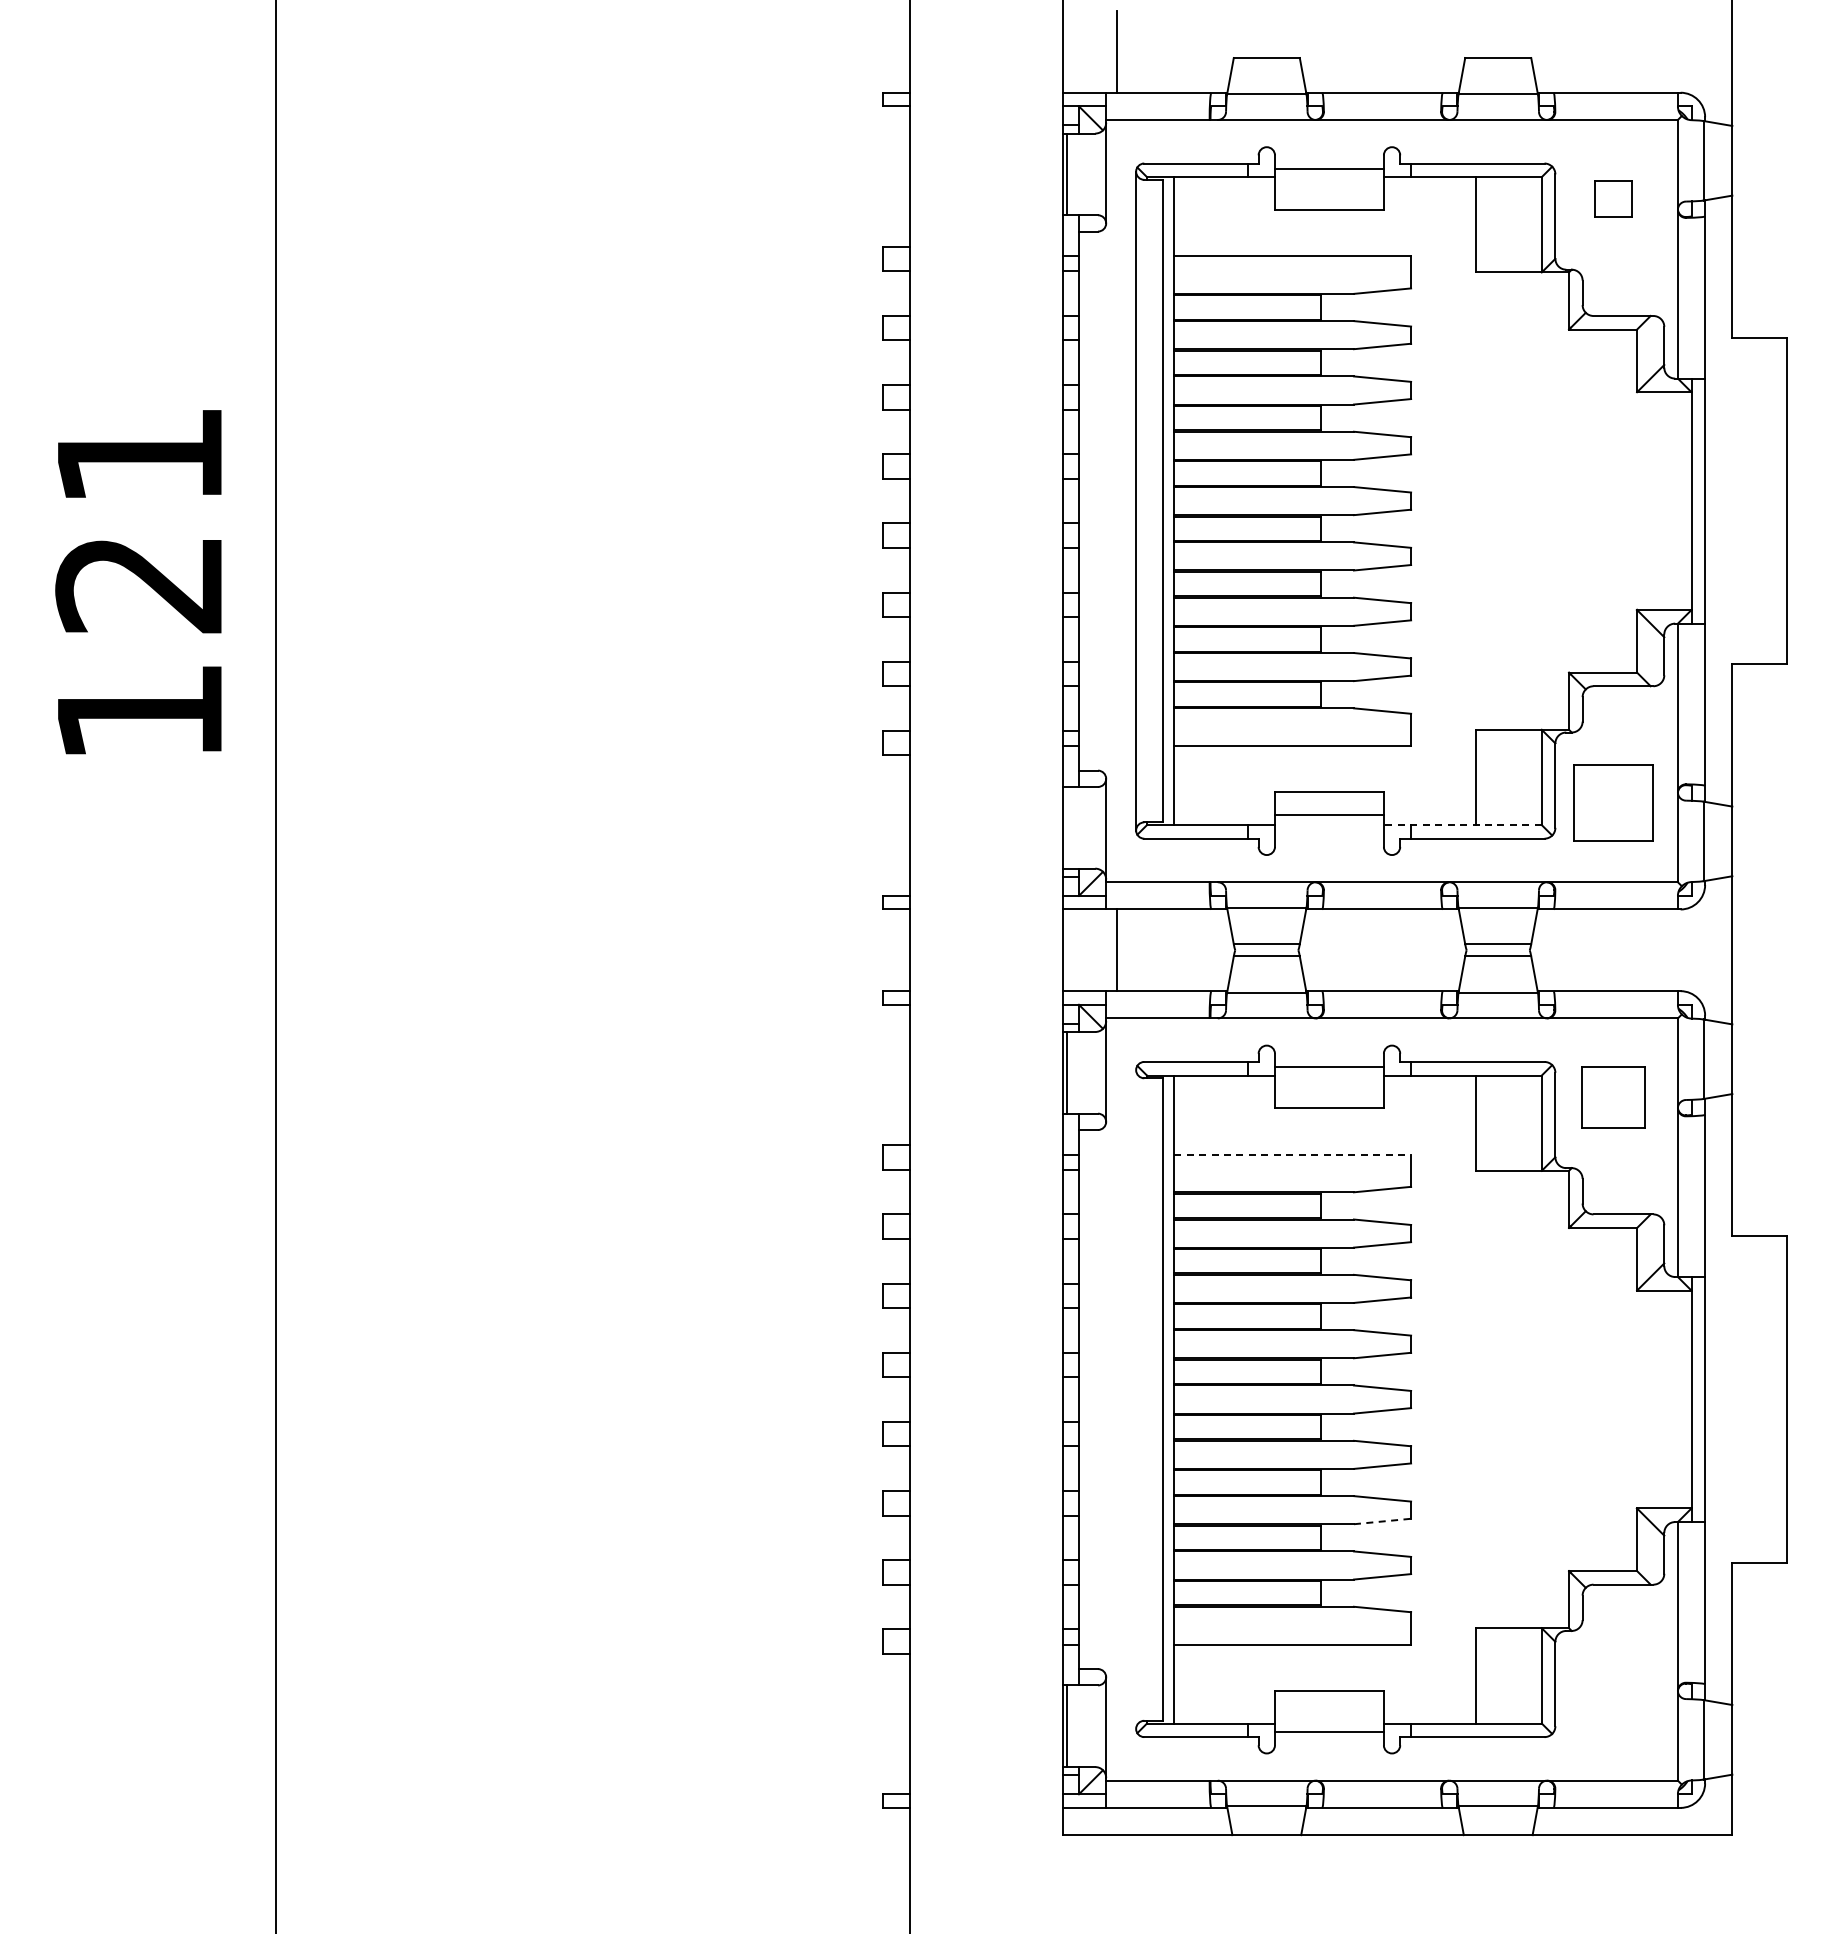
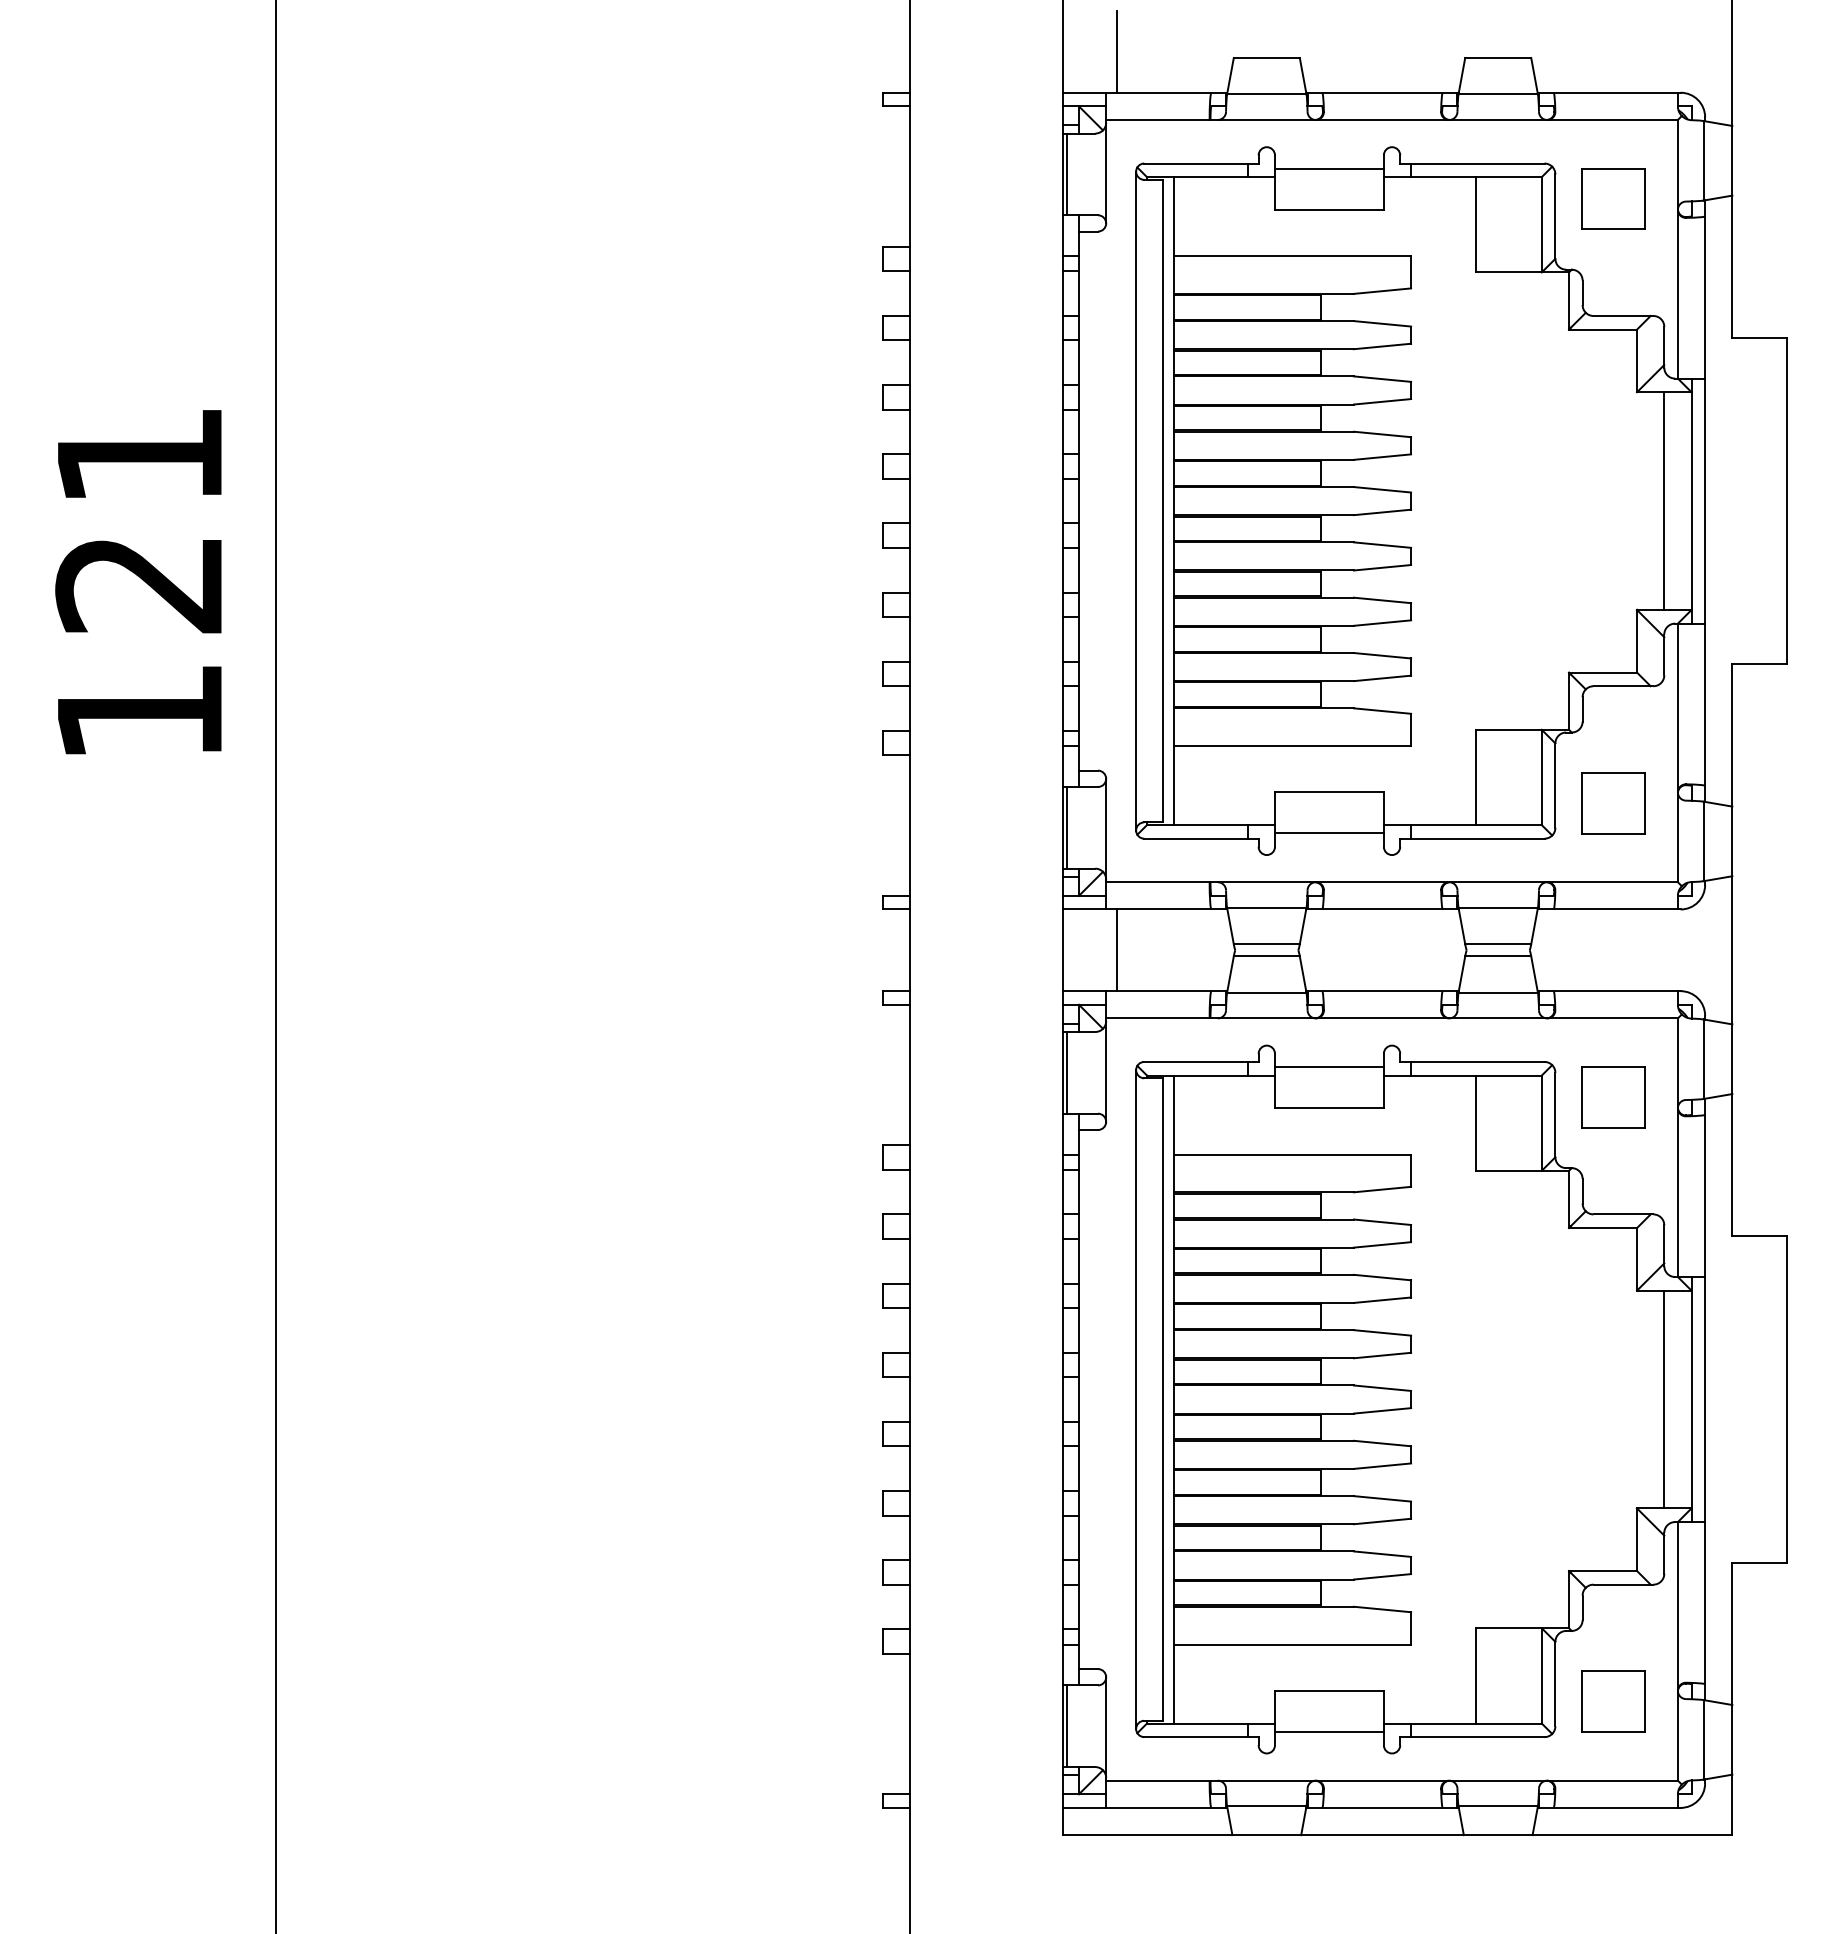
part size: 39x38 px -> 65x62 px (1613, 198)
line: none -> present (1664, 501)
part size: 81x78 px -> 65x63 px (1613, 803)
line position: (1328, 815) -> (1328, 833) (1328, 833)
line: dashed -> solid (1462, 825)
line: none -> present (1066, 827)
line: dashed -> solid (1293, 1154)
line: none -> present (1136, 1399)
line: none -> present (1664, 1399)
line: dashed -> solid (1382, 1521)
part: none -> present (1613, 1701)
